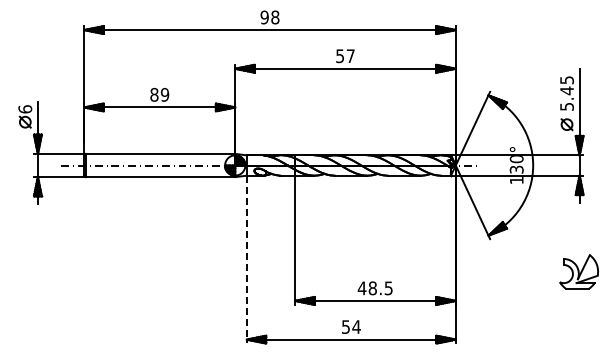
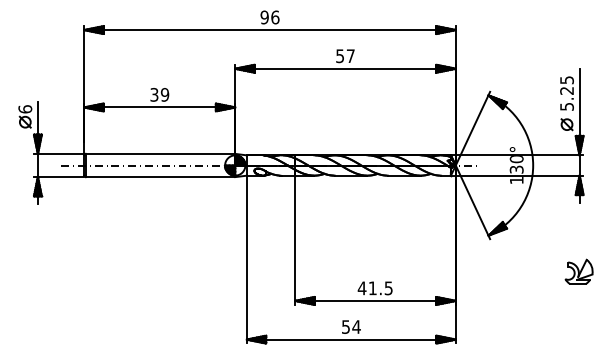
text: 98 -> 96 (275, 17)
text: 5.45 -> 5.25 (566, 90)
text: 89 -> 39 (154, 94)
line: dashed -> solid (246, 259)
part size: 40x36 px -> 30x27 px (578, 271)
text: 48.5 -> 41.5 (372, 288)
